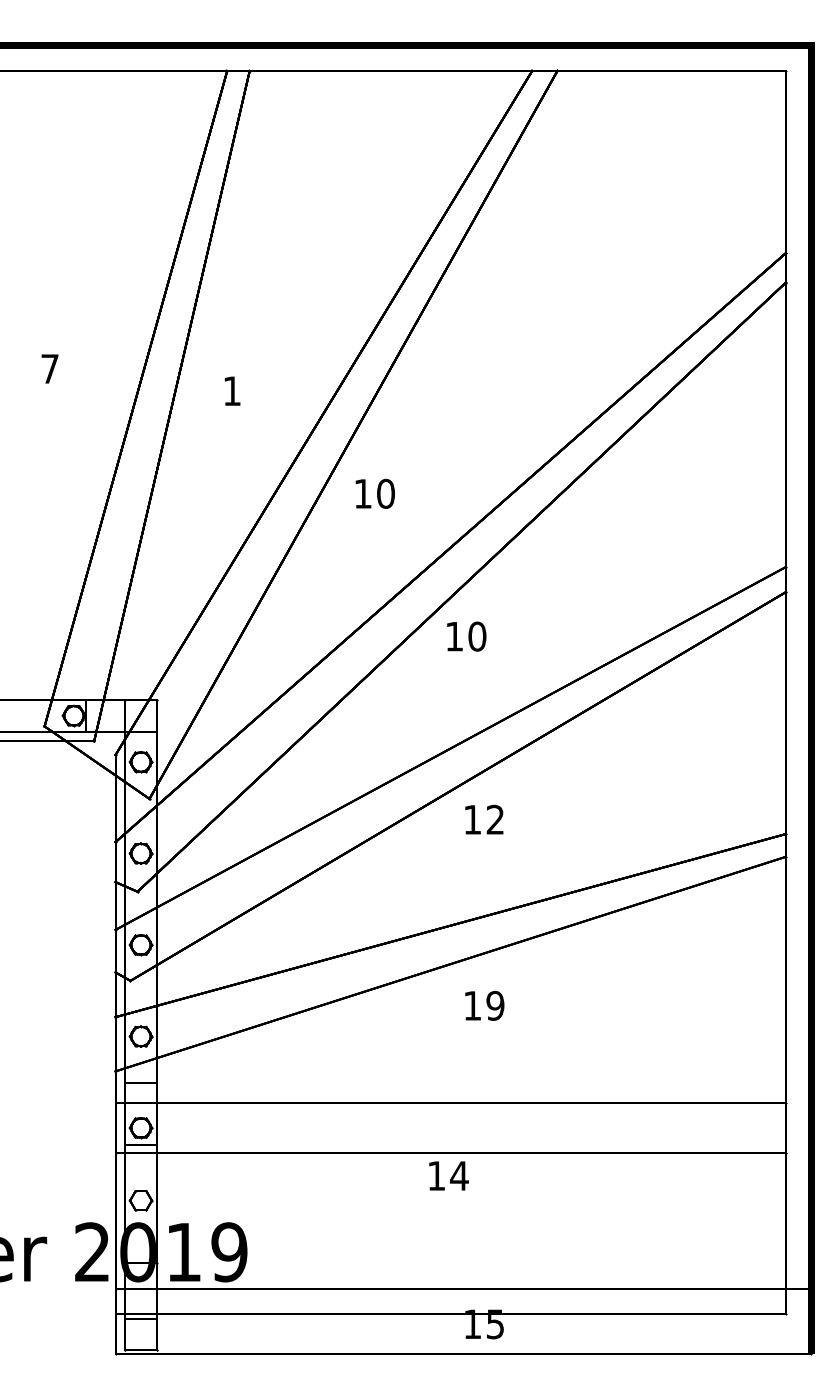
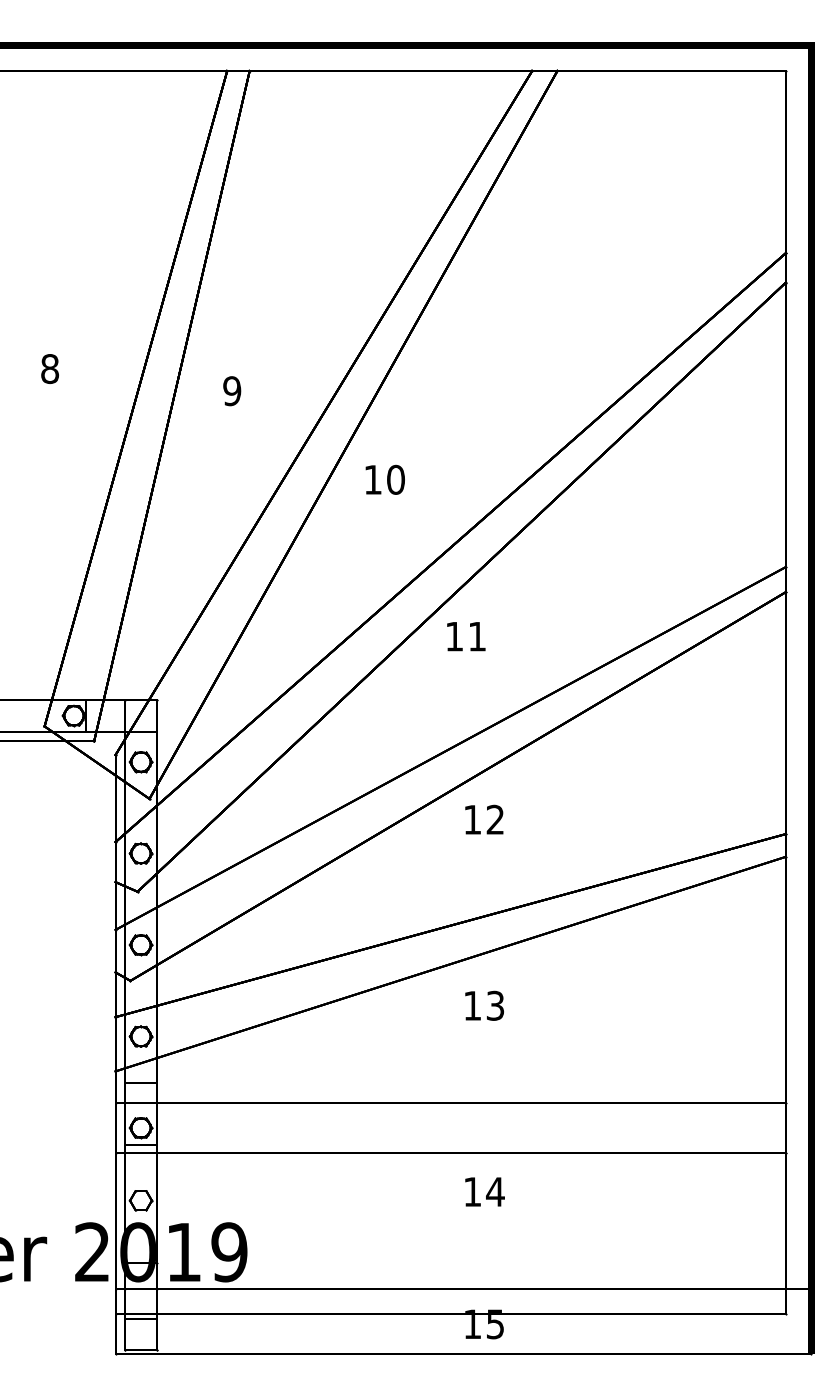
text: 7 -> 8 (50, 369)
text: 1 -> 9 (232, 391)
text position: (374, 493) -> (384, 479) (384, 479)
text: 10 -> 11 (477, 636)
text: 19 -> 13 (495, 1005)
text position: (448, 1175) -> (484, 1191) (484, 1191)
